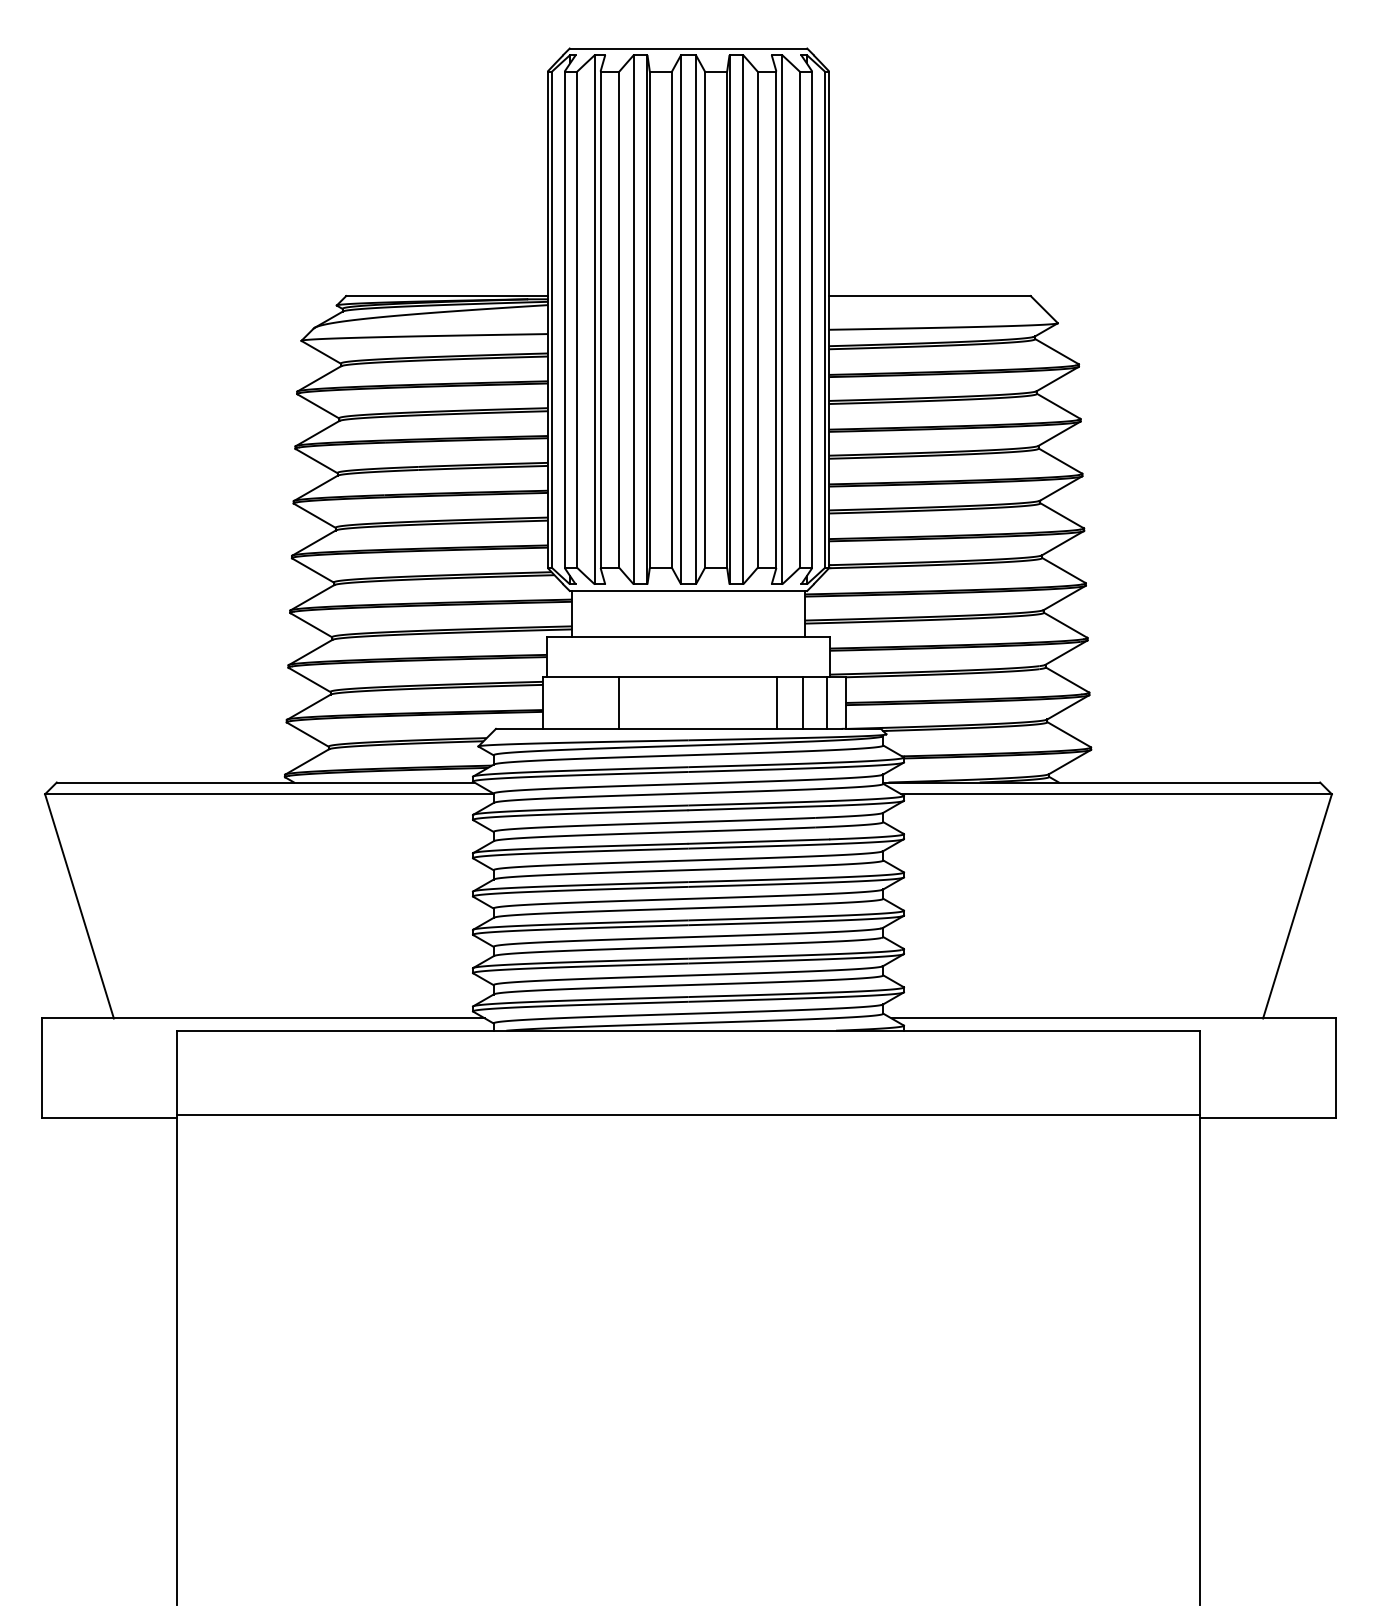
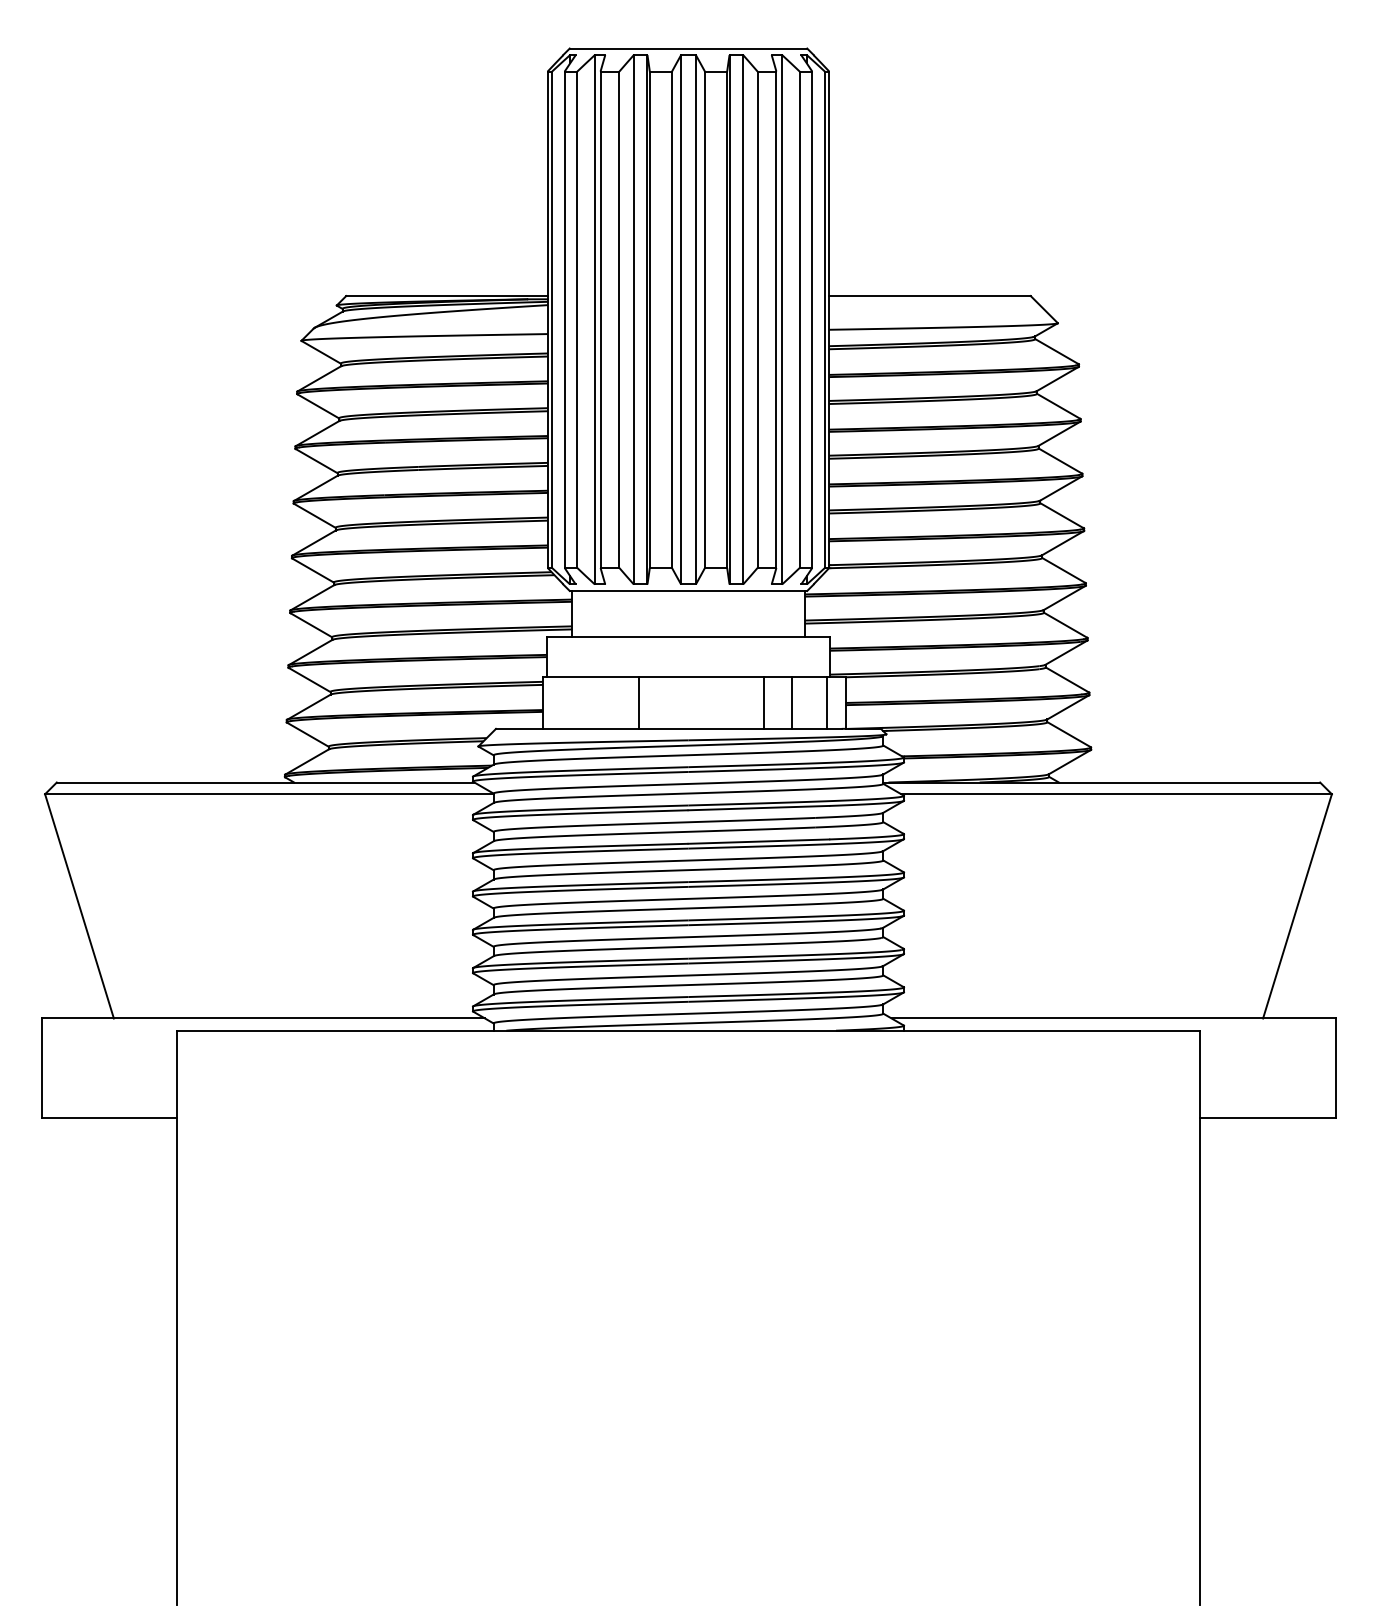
line position: (618, 702) -> (638, 702) (638, 702)
line position: (777, 702) -> (764, 702) (764, 702)
line position: (802, 702) -> (791, 702) (791, 702)
line: present -> none (688, 1115)
